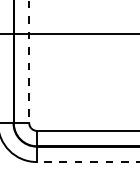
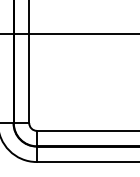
line: dashed -> solid (29, 62)
line: dashed -> solid (87, 162)
